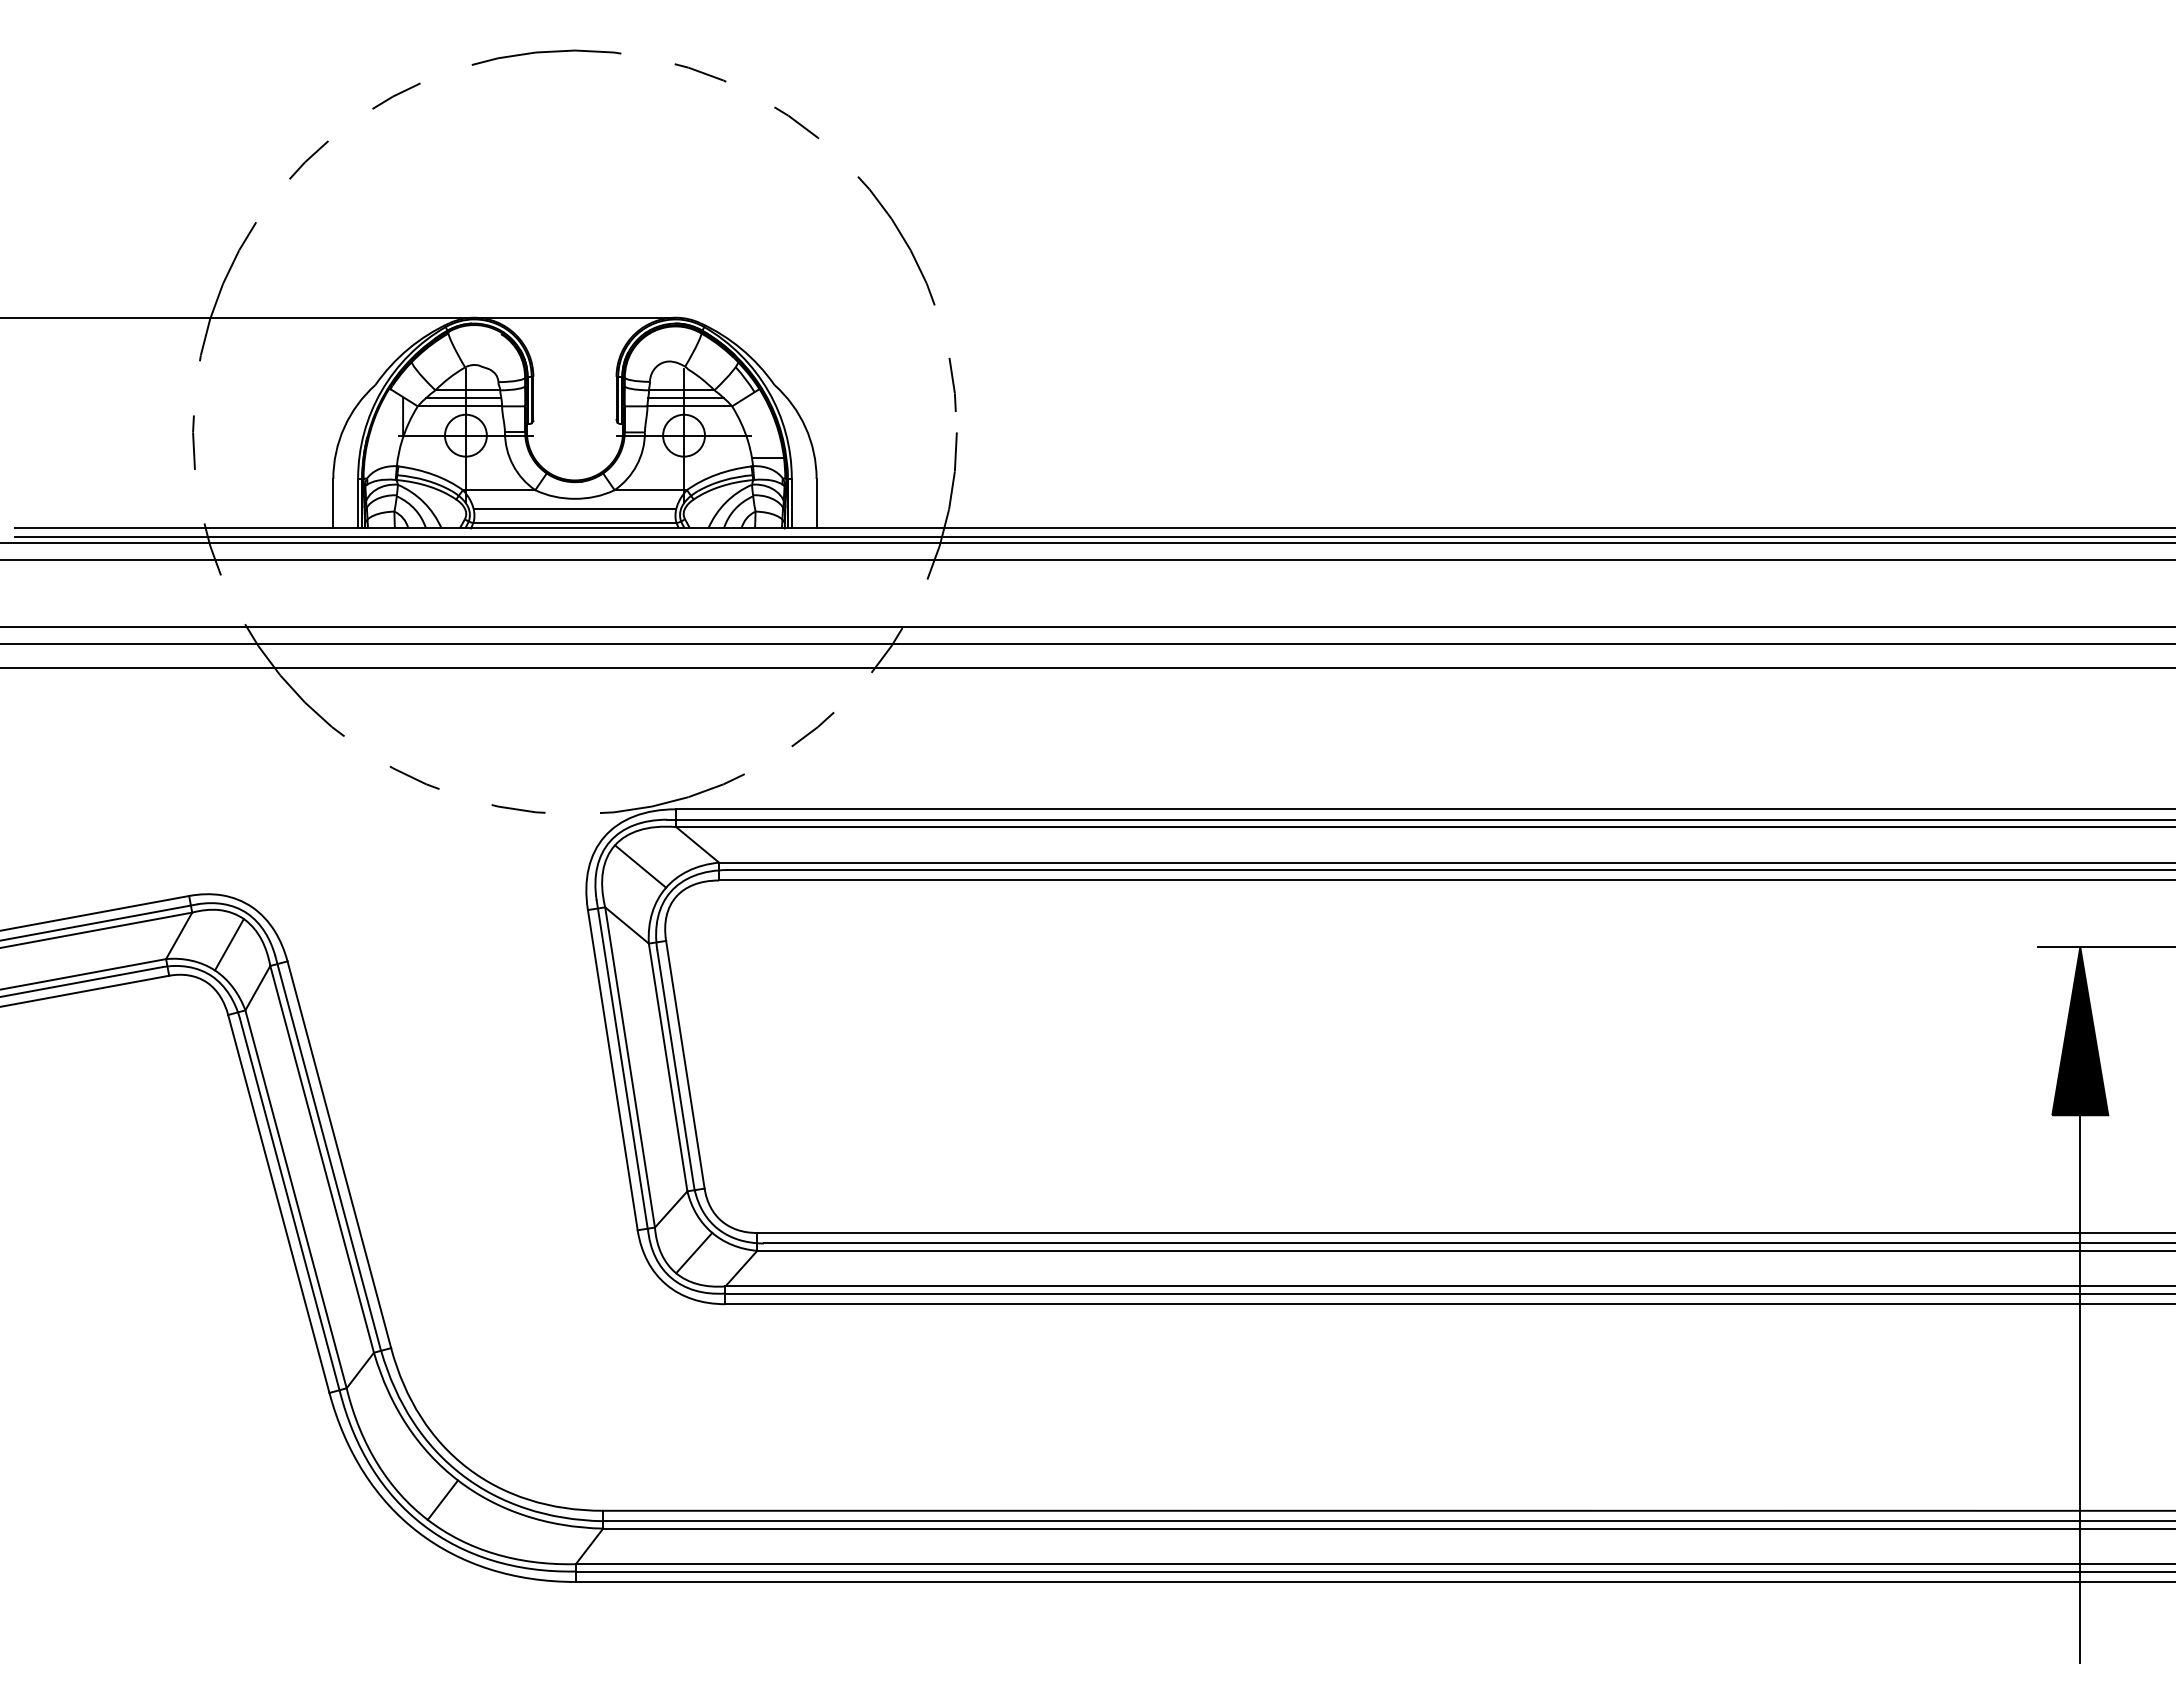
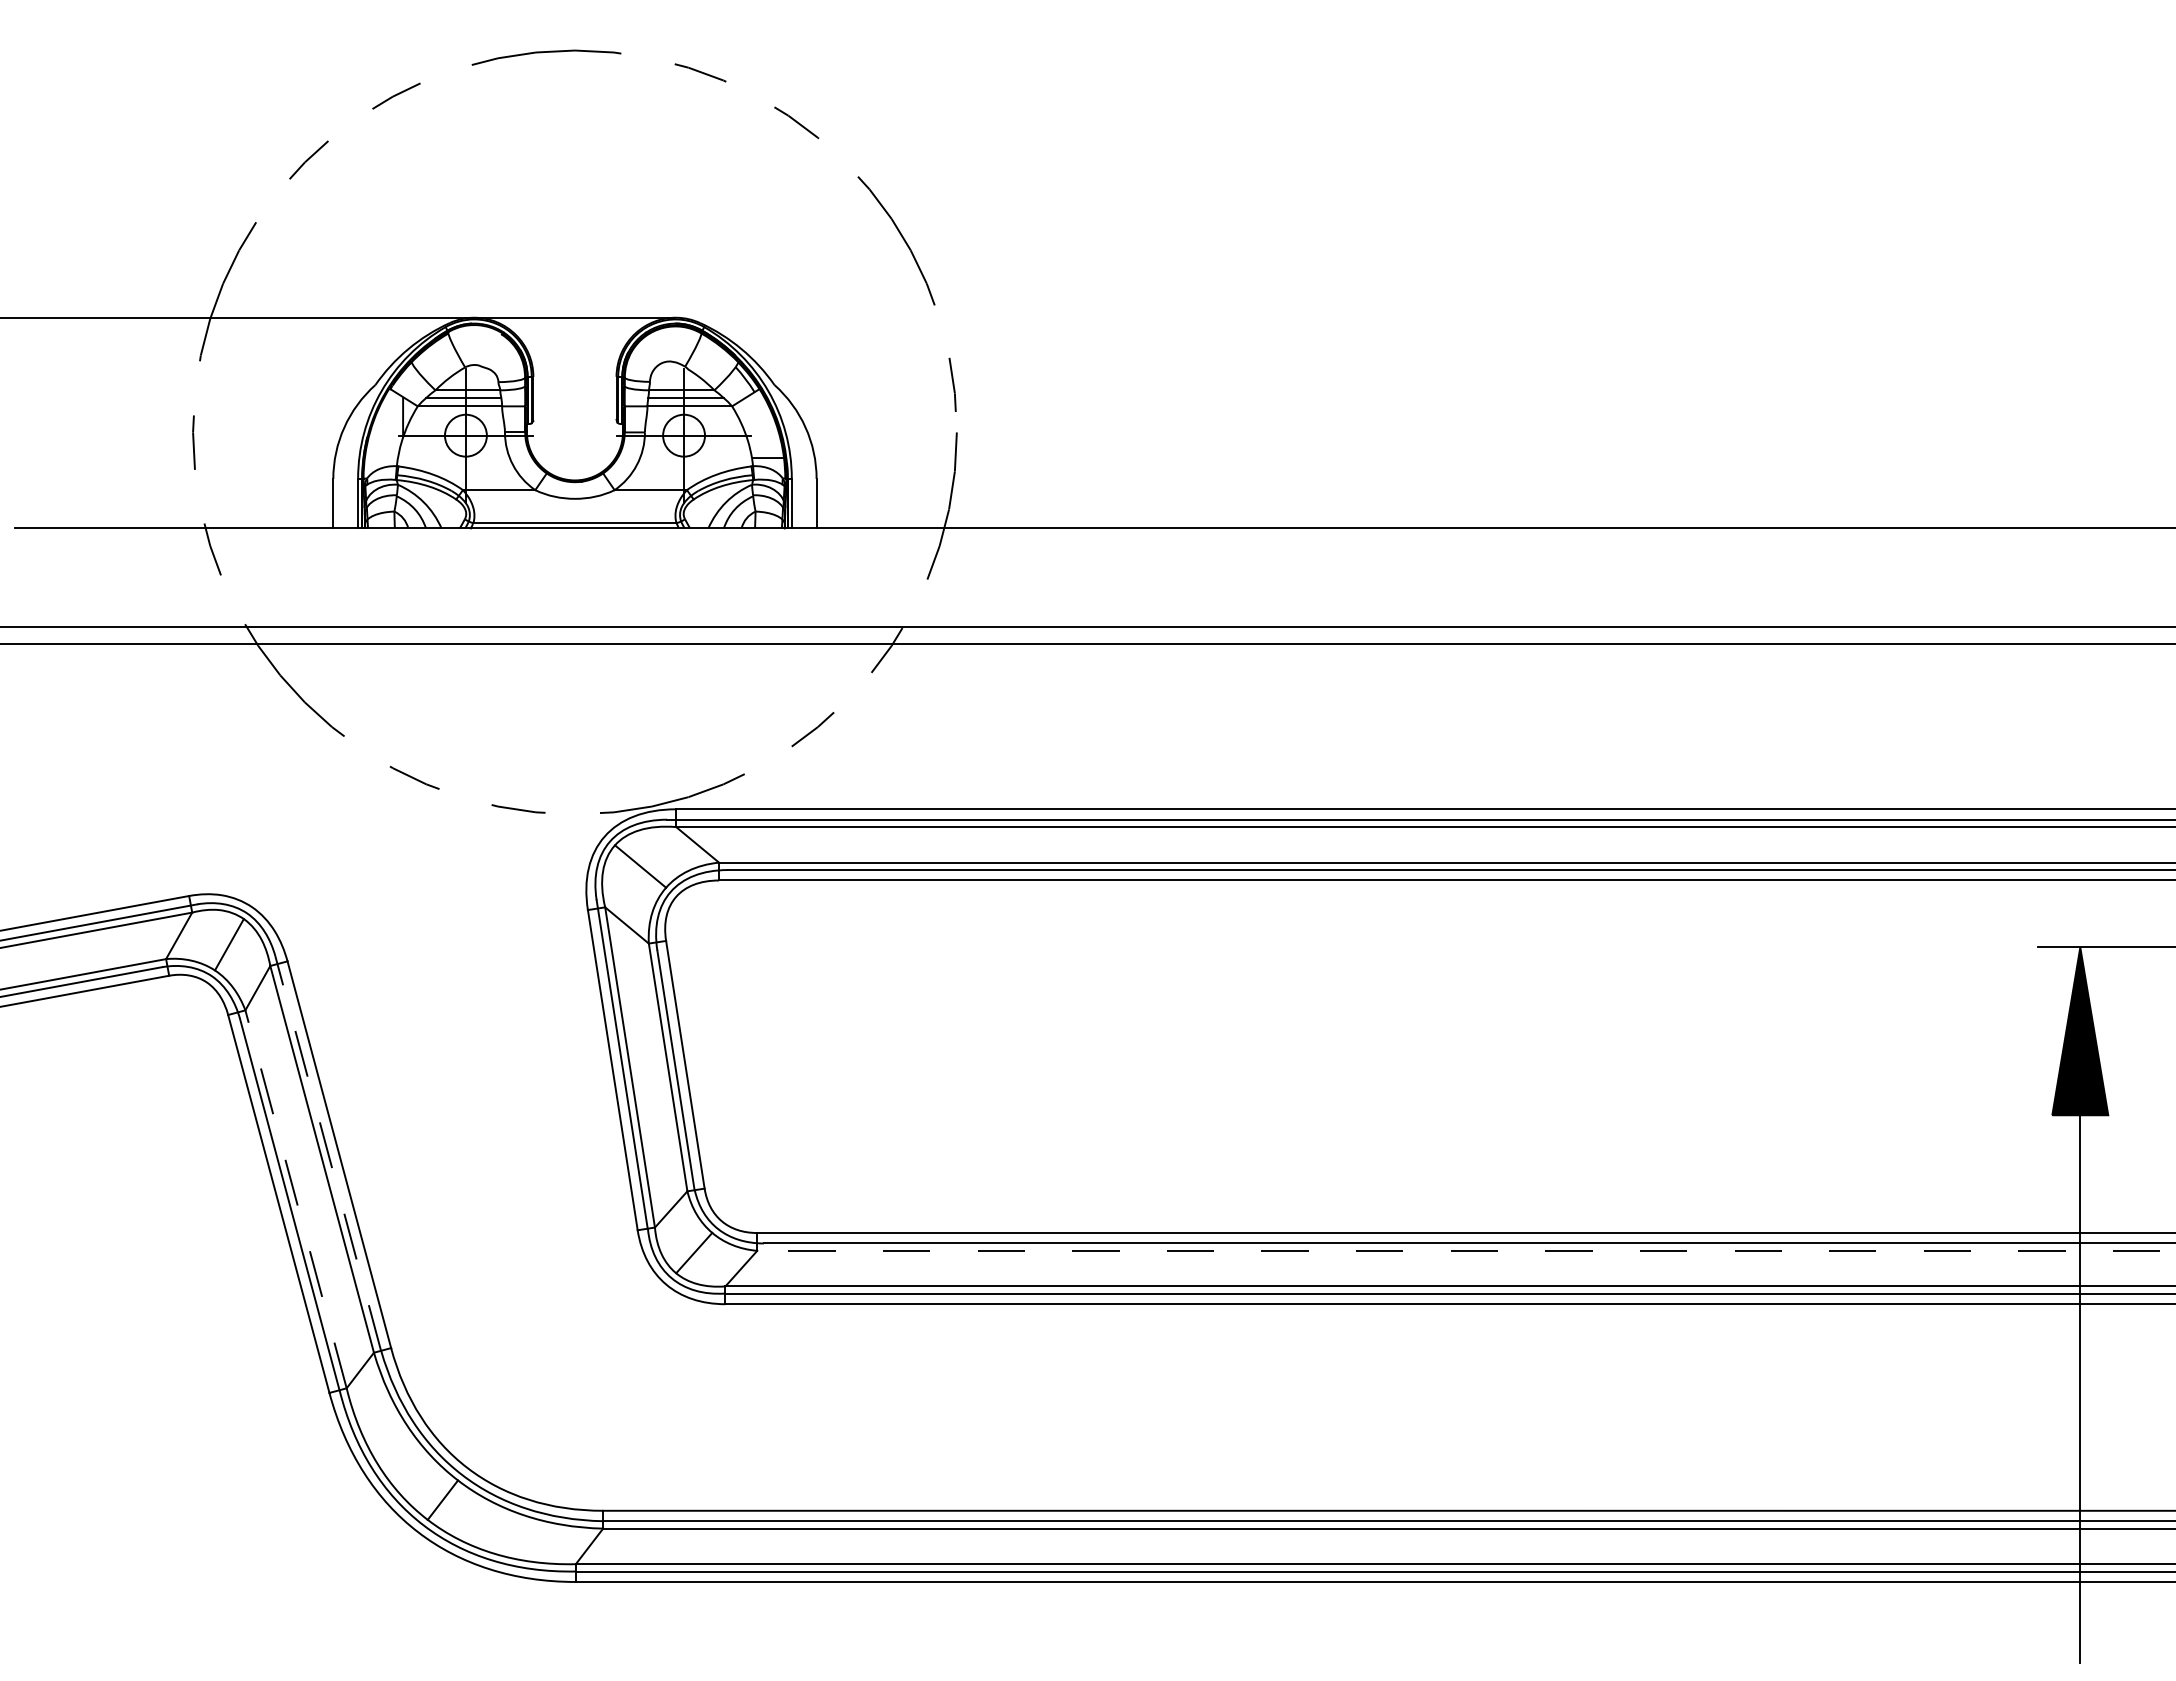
line: present -> none (574, 508)
line: present -> none (1093, 536)
line: present -> none (1087, 543)
line: present -> none (1087, 559)
line: present -> none (1087, 667)
line: solid -> dashed (328, 1152)
line: solid -> dashed (296, 1199)
line: solid -> dashed (1466, 1250)
